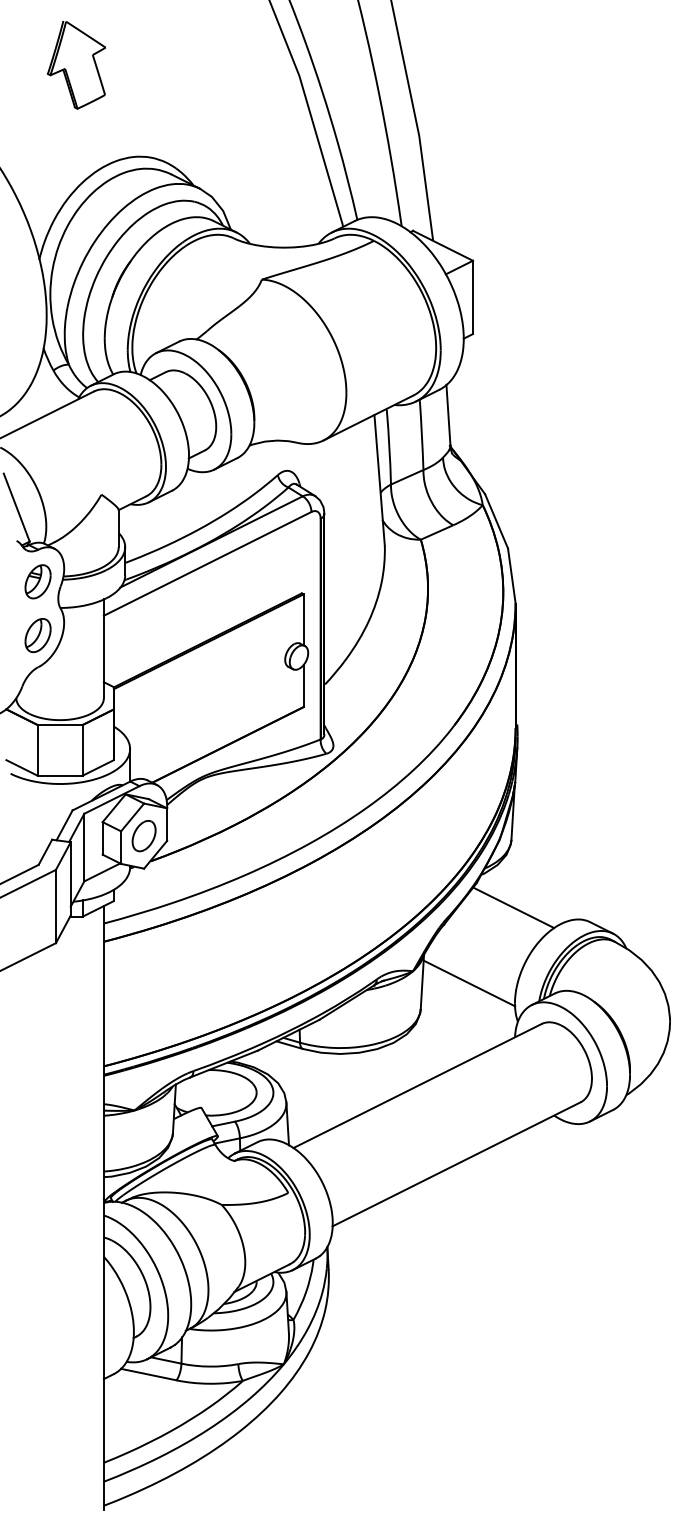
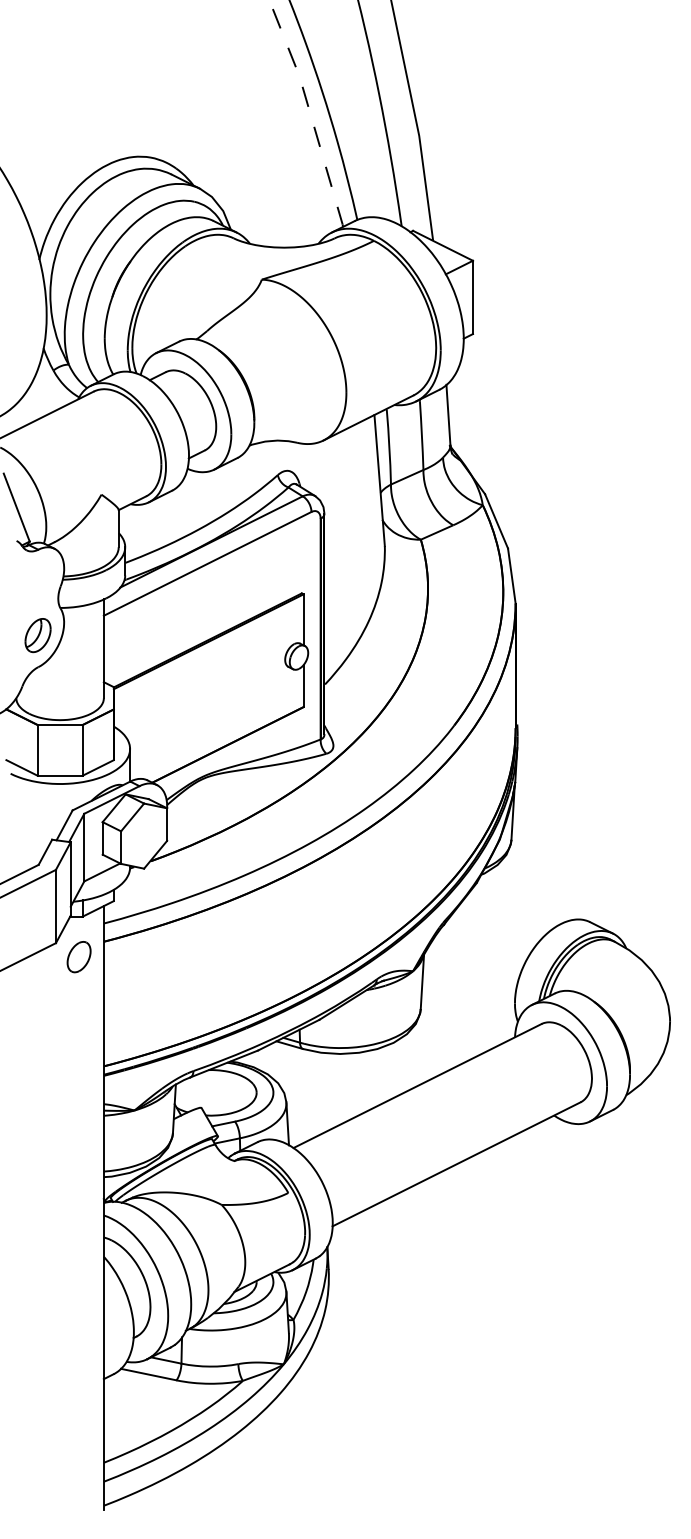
part: present -> none (75, 64)
line: solid -> dashed (309, 112)
part: present -> none (37, 581)
part position: (143, 836) -> (78, 957) (78, 957)
line: present -> none (513, 907)
line: present -> none (469, 983)
